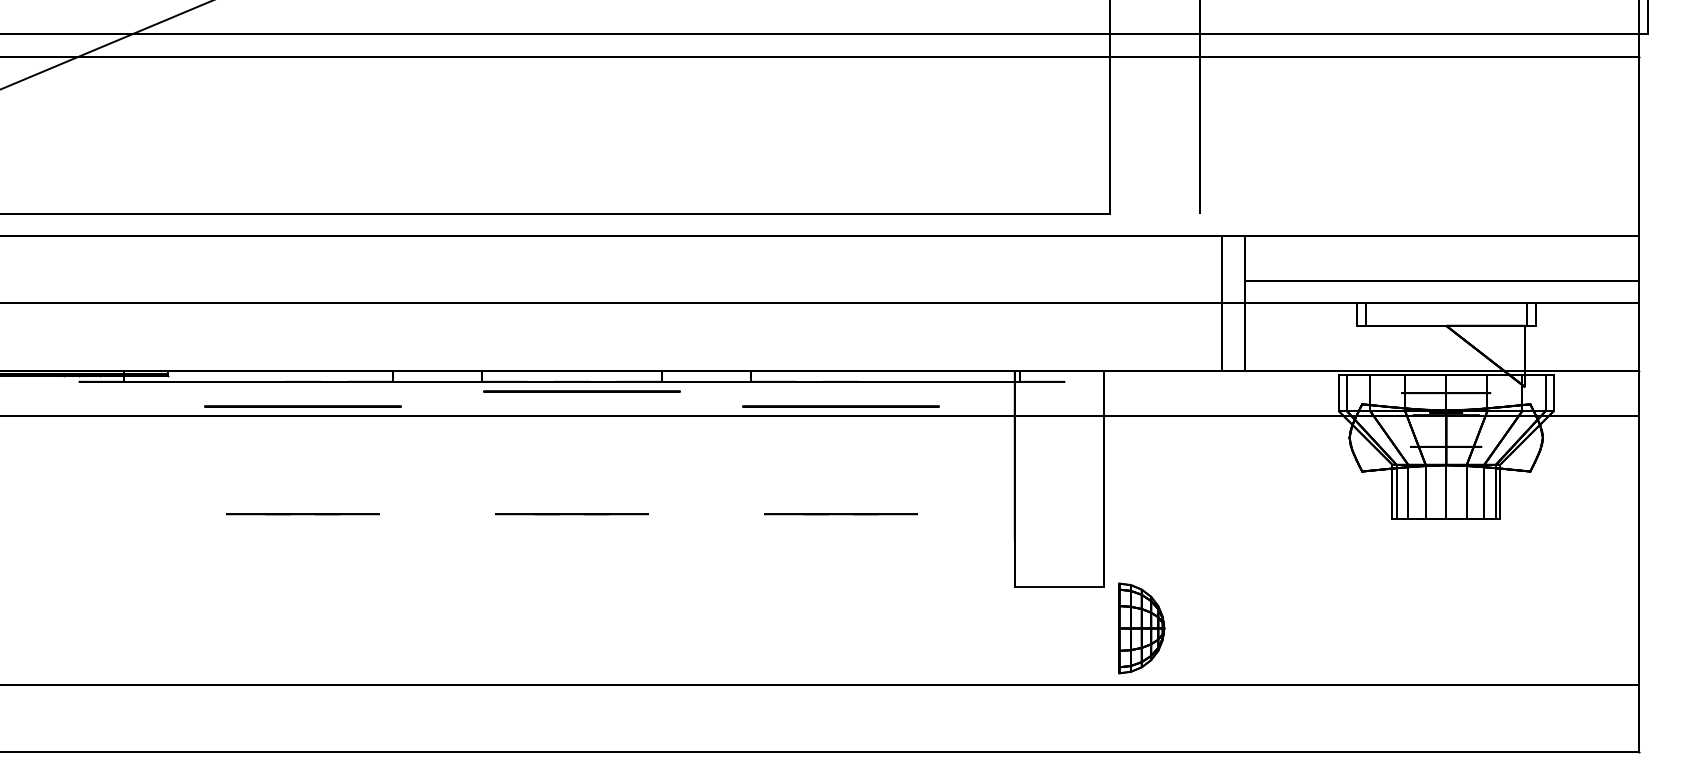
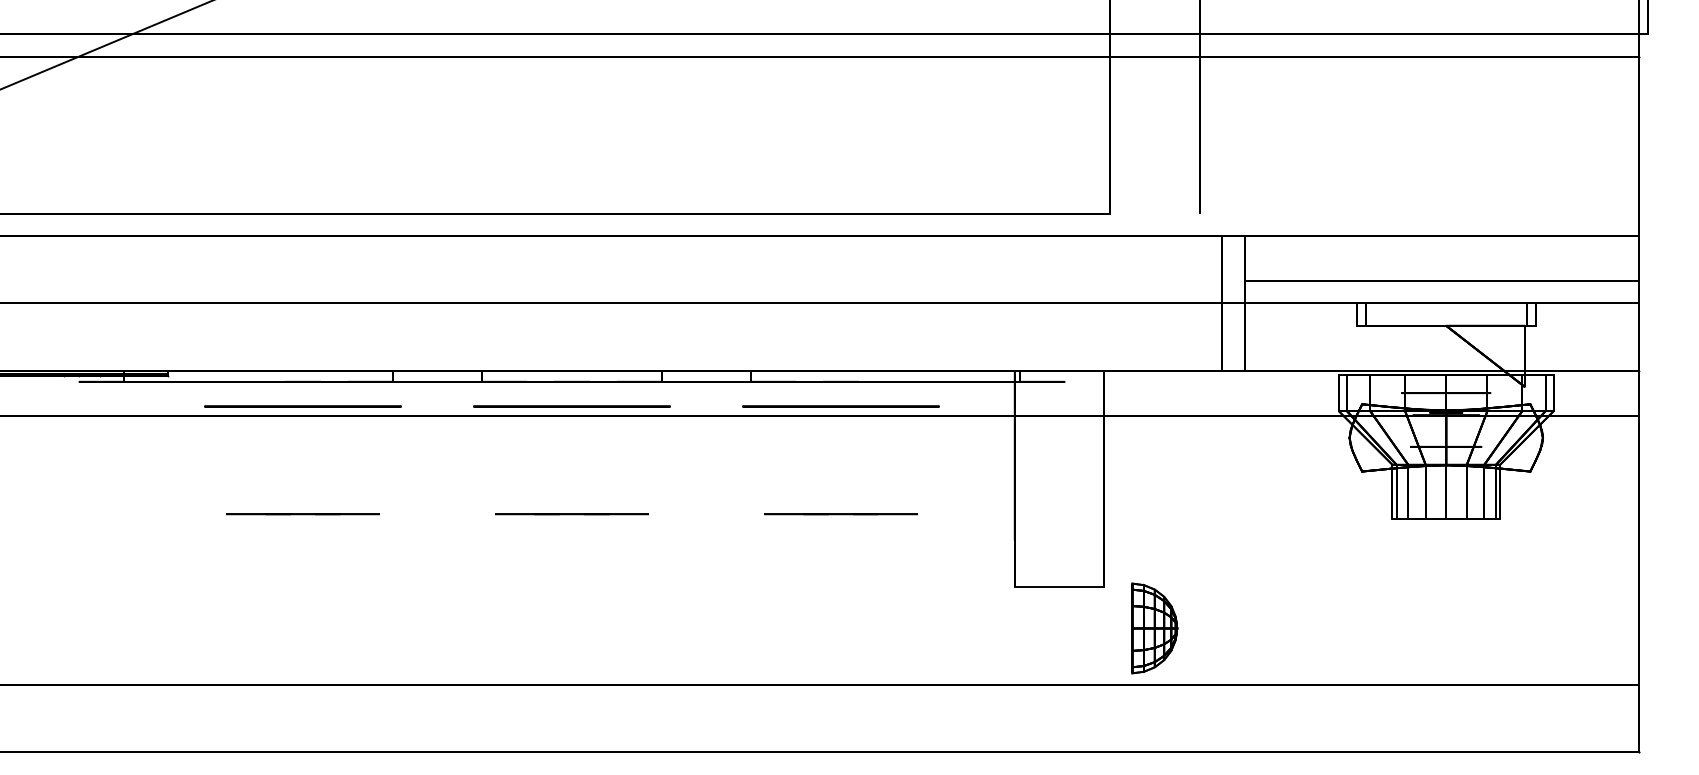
circle position: (581, 391) -> (571, 406) (571, 406)
part position: (1141, 628) -> (1154, 628) (1154, 628)
